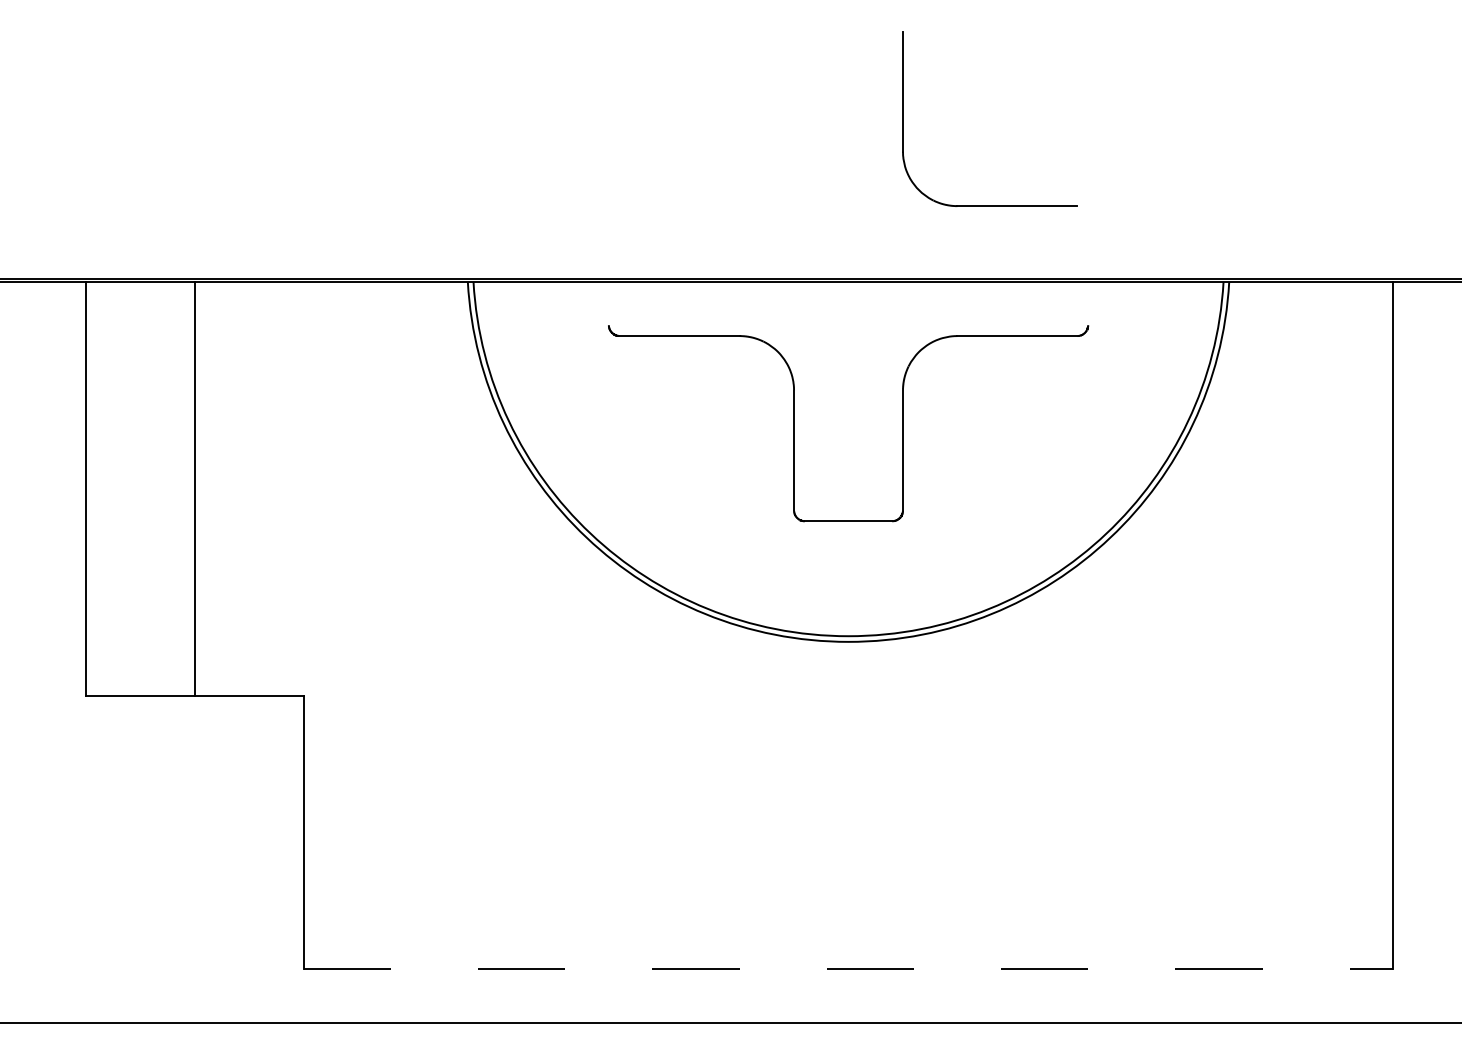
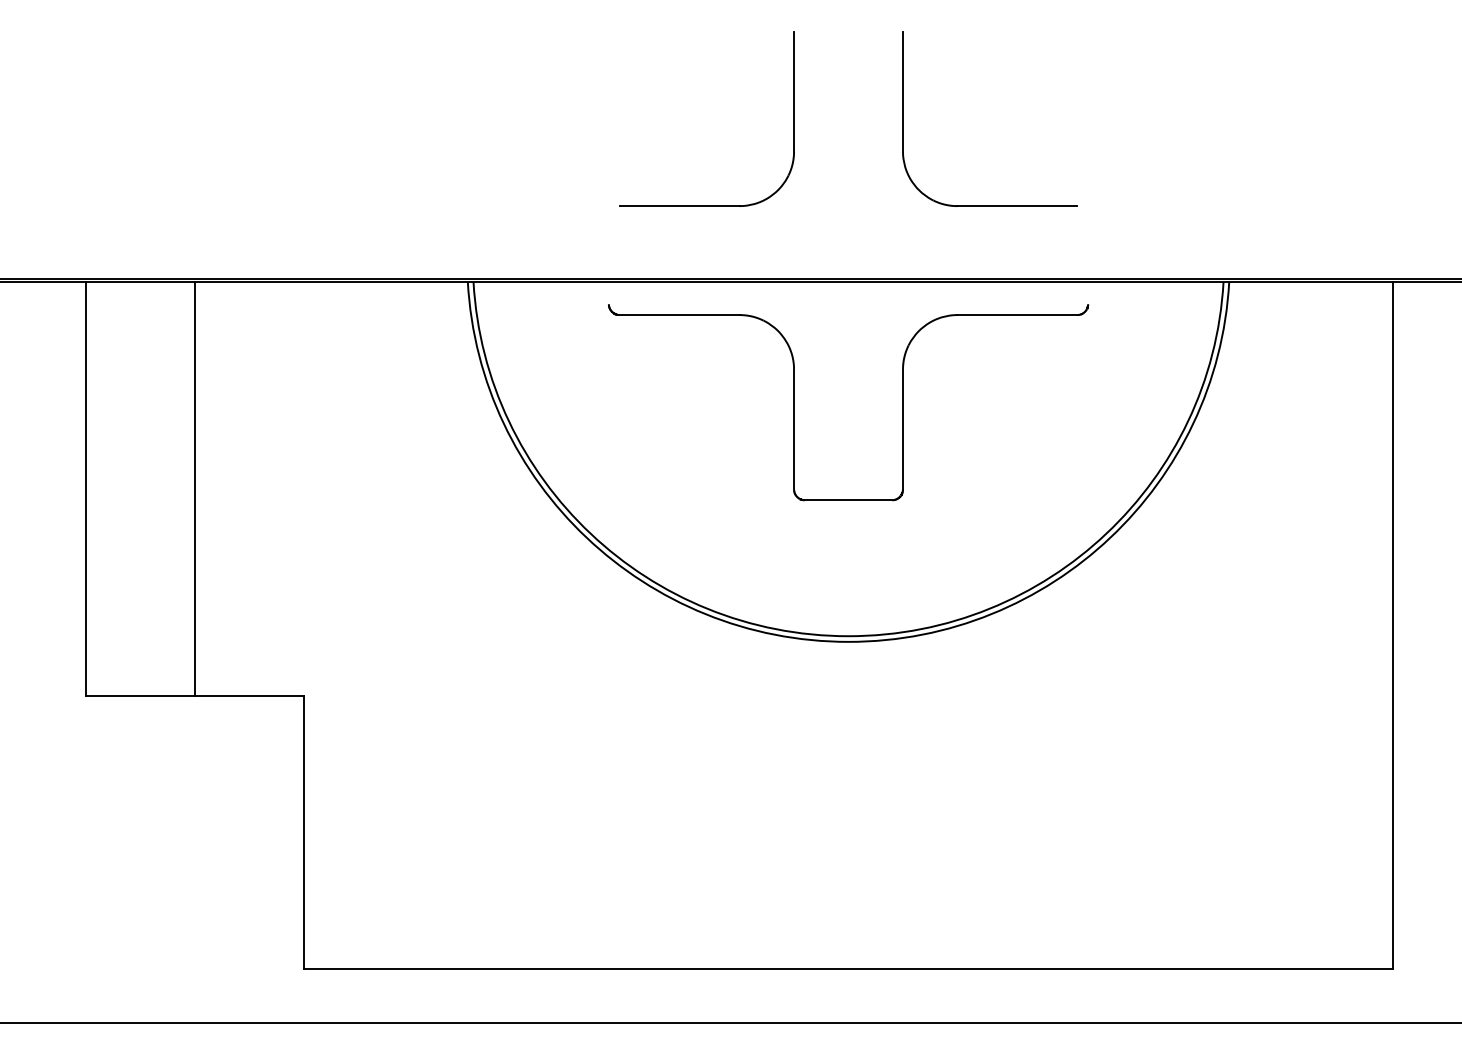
part: none -> present (793, 118)
part position: (794, 423) -> (794, 402) (794, 402)
line: dashed -> solid (848, 968)
